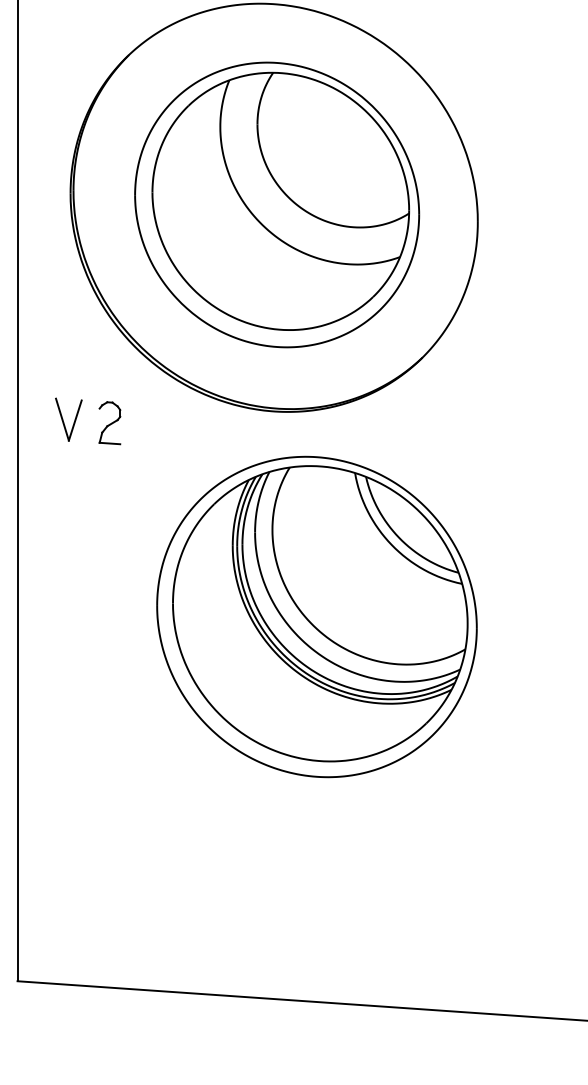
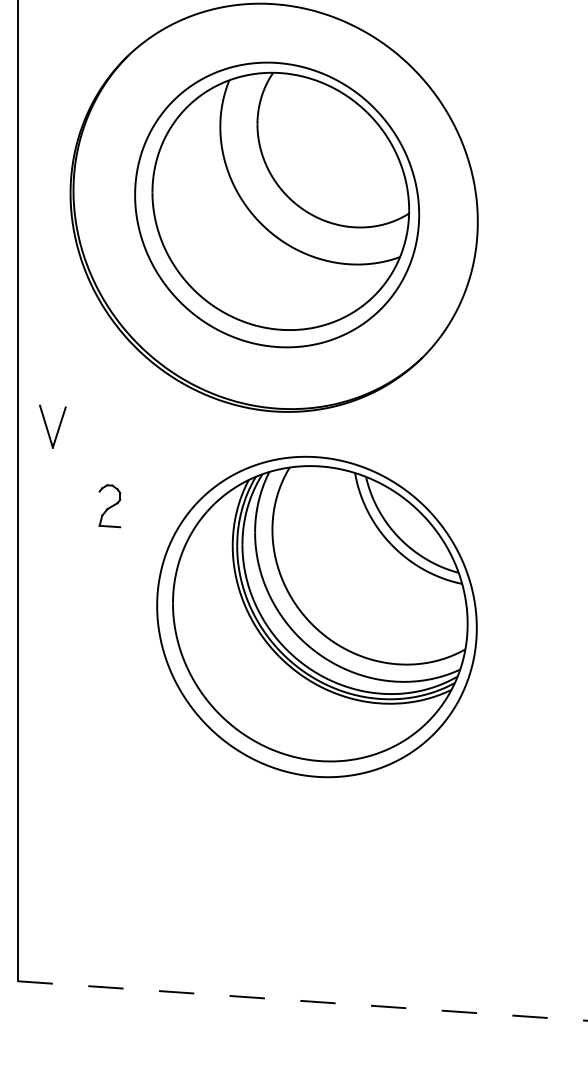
part position: (68, 419) -> (52, 426) (52, 426)
part position: (109, 423) -> (109, 506) (109, 506)
line: solid -> dashed (302, 1001)
